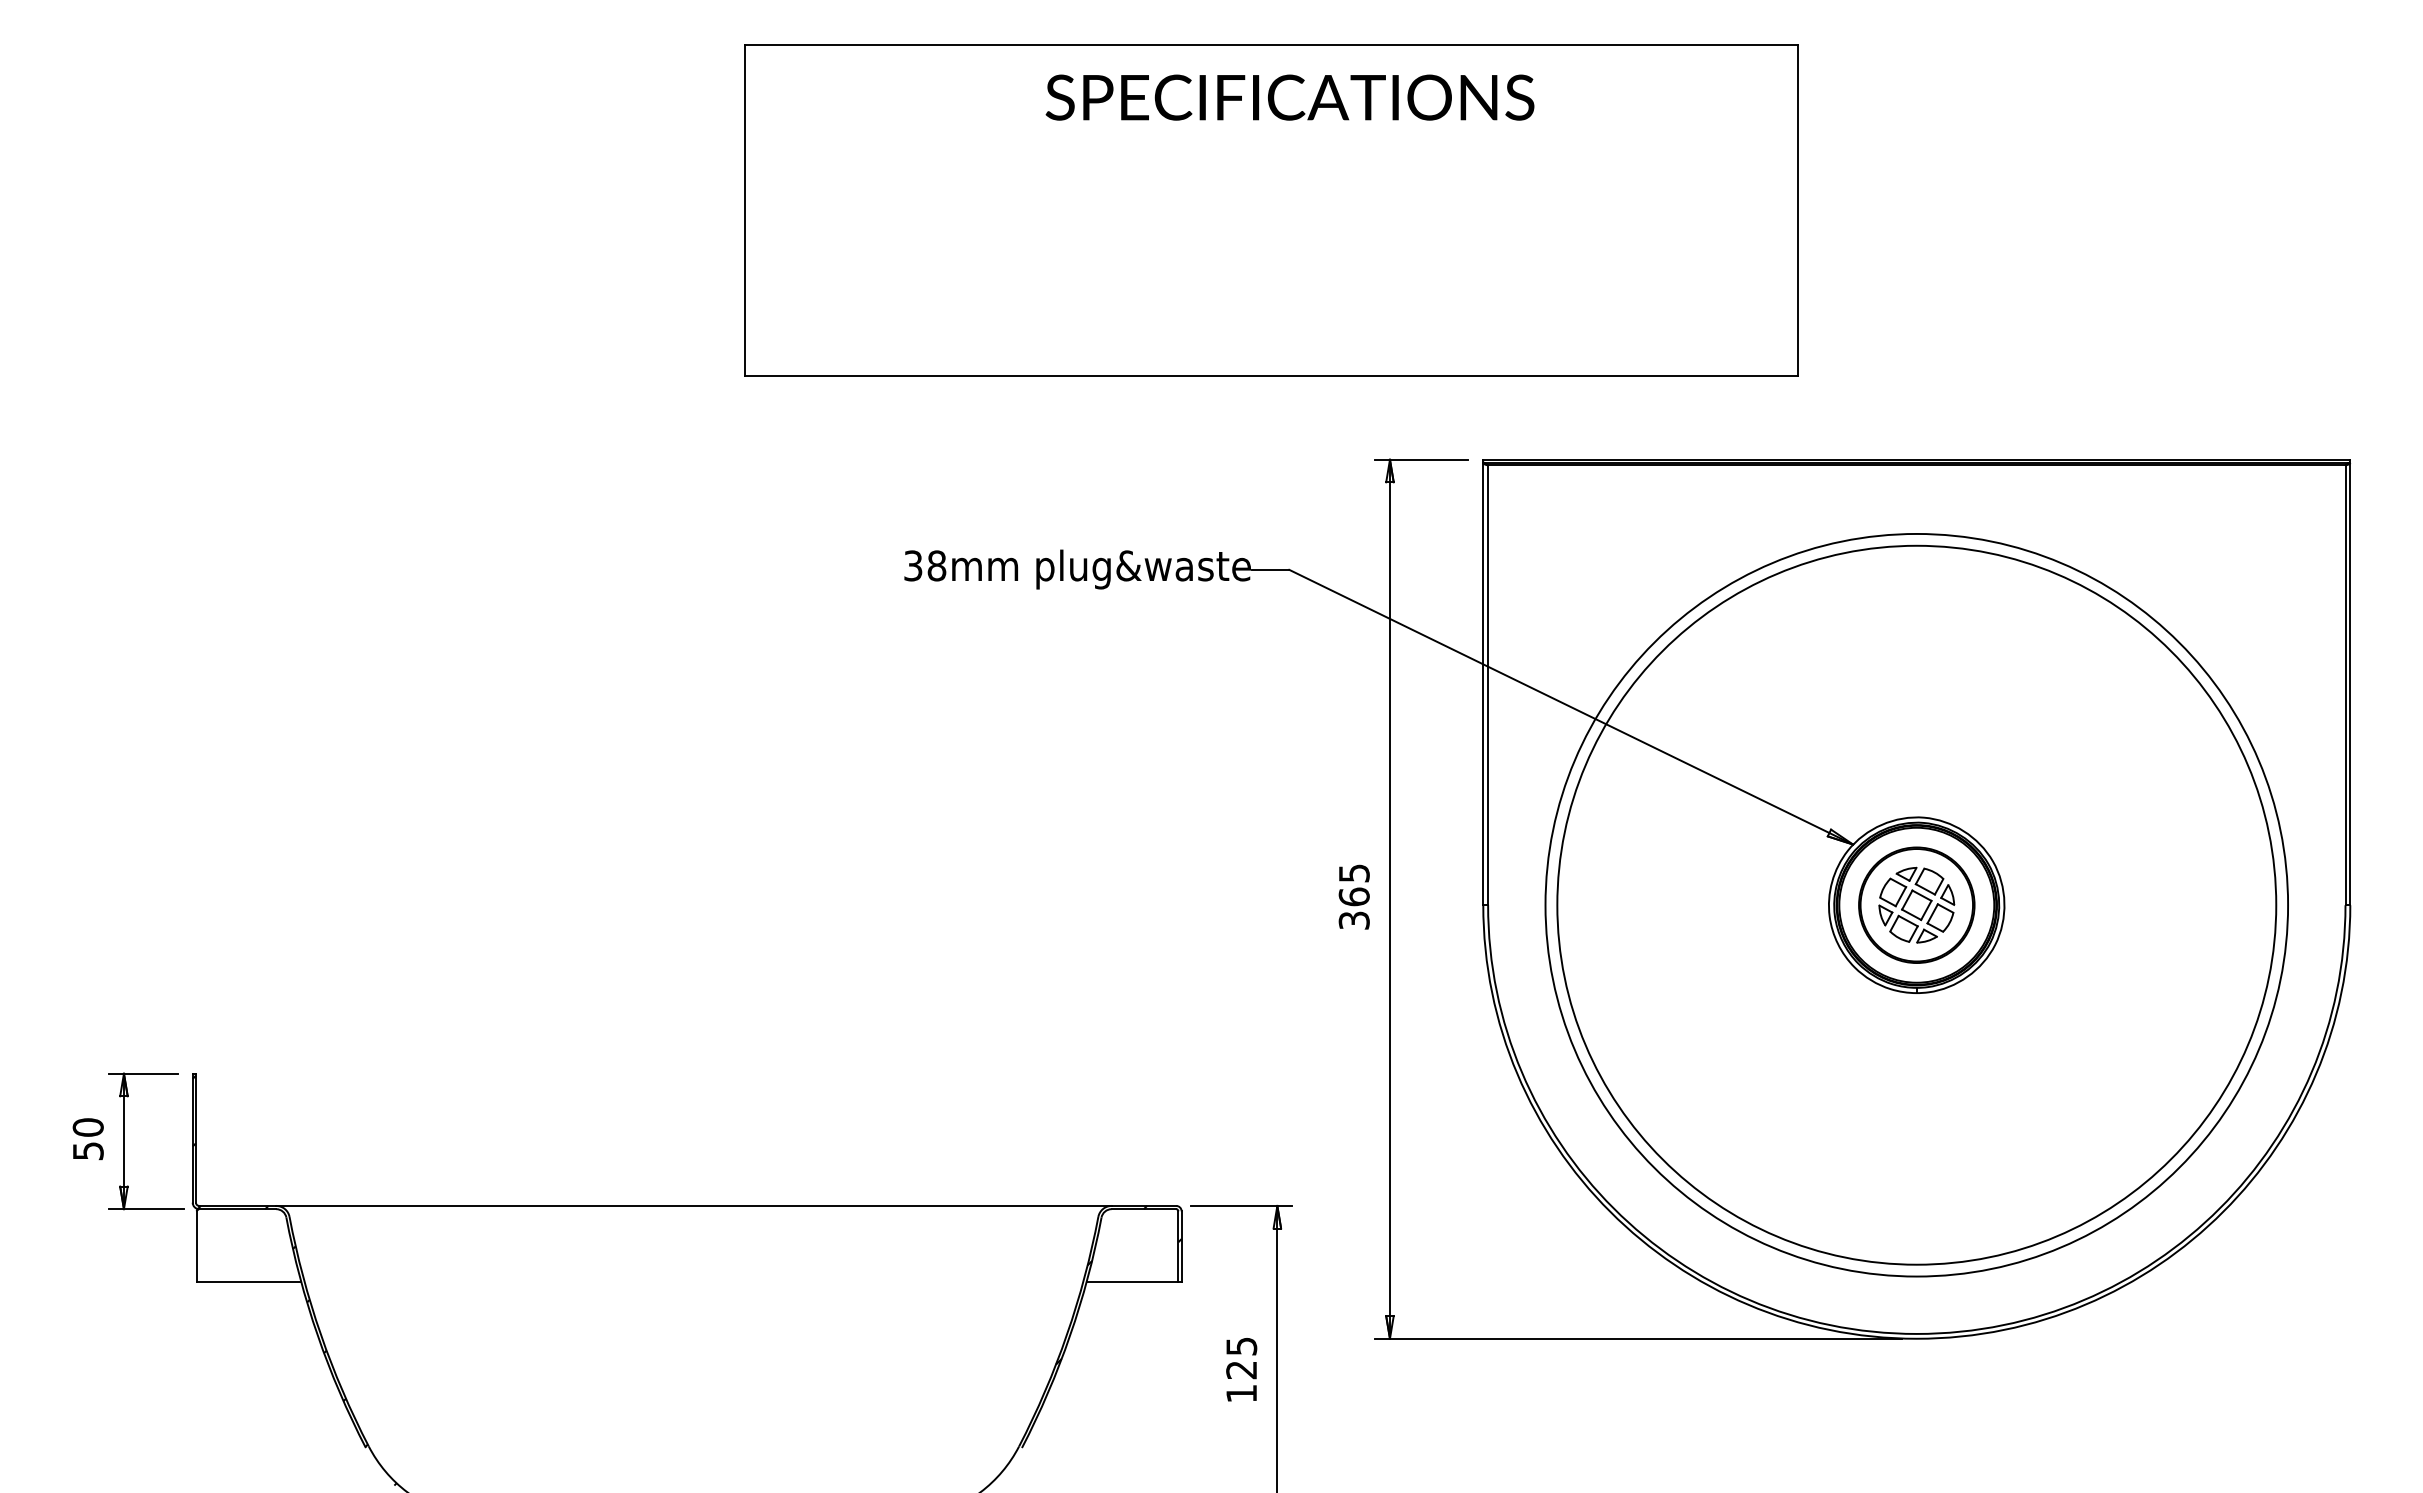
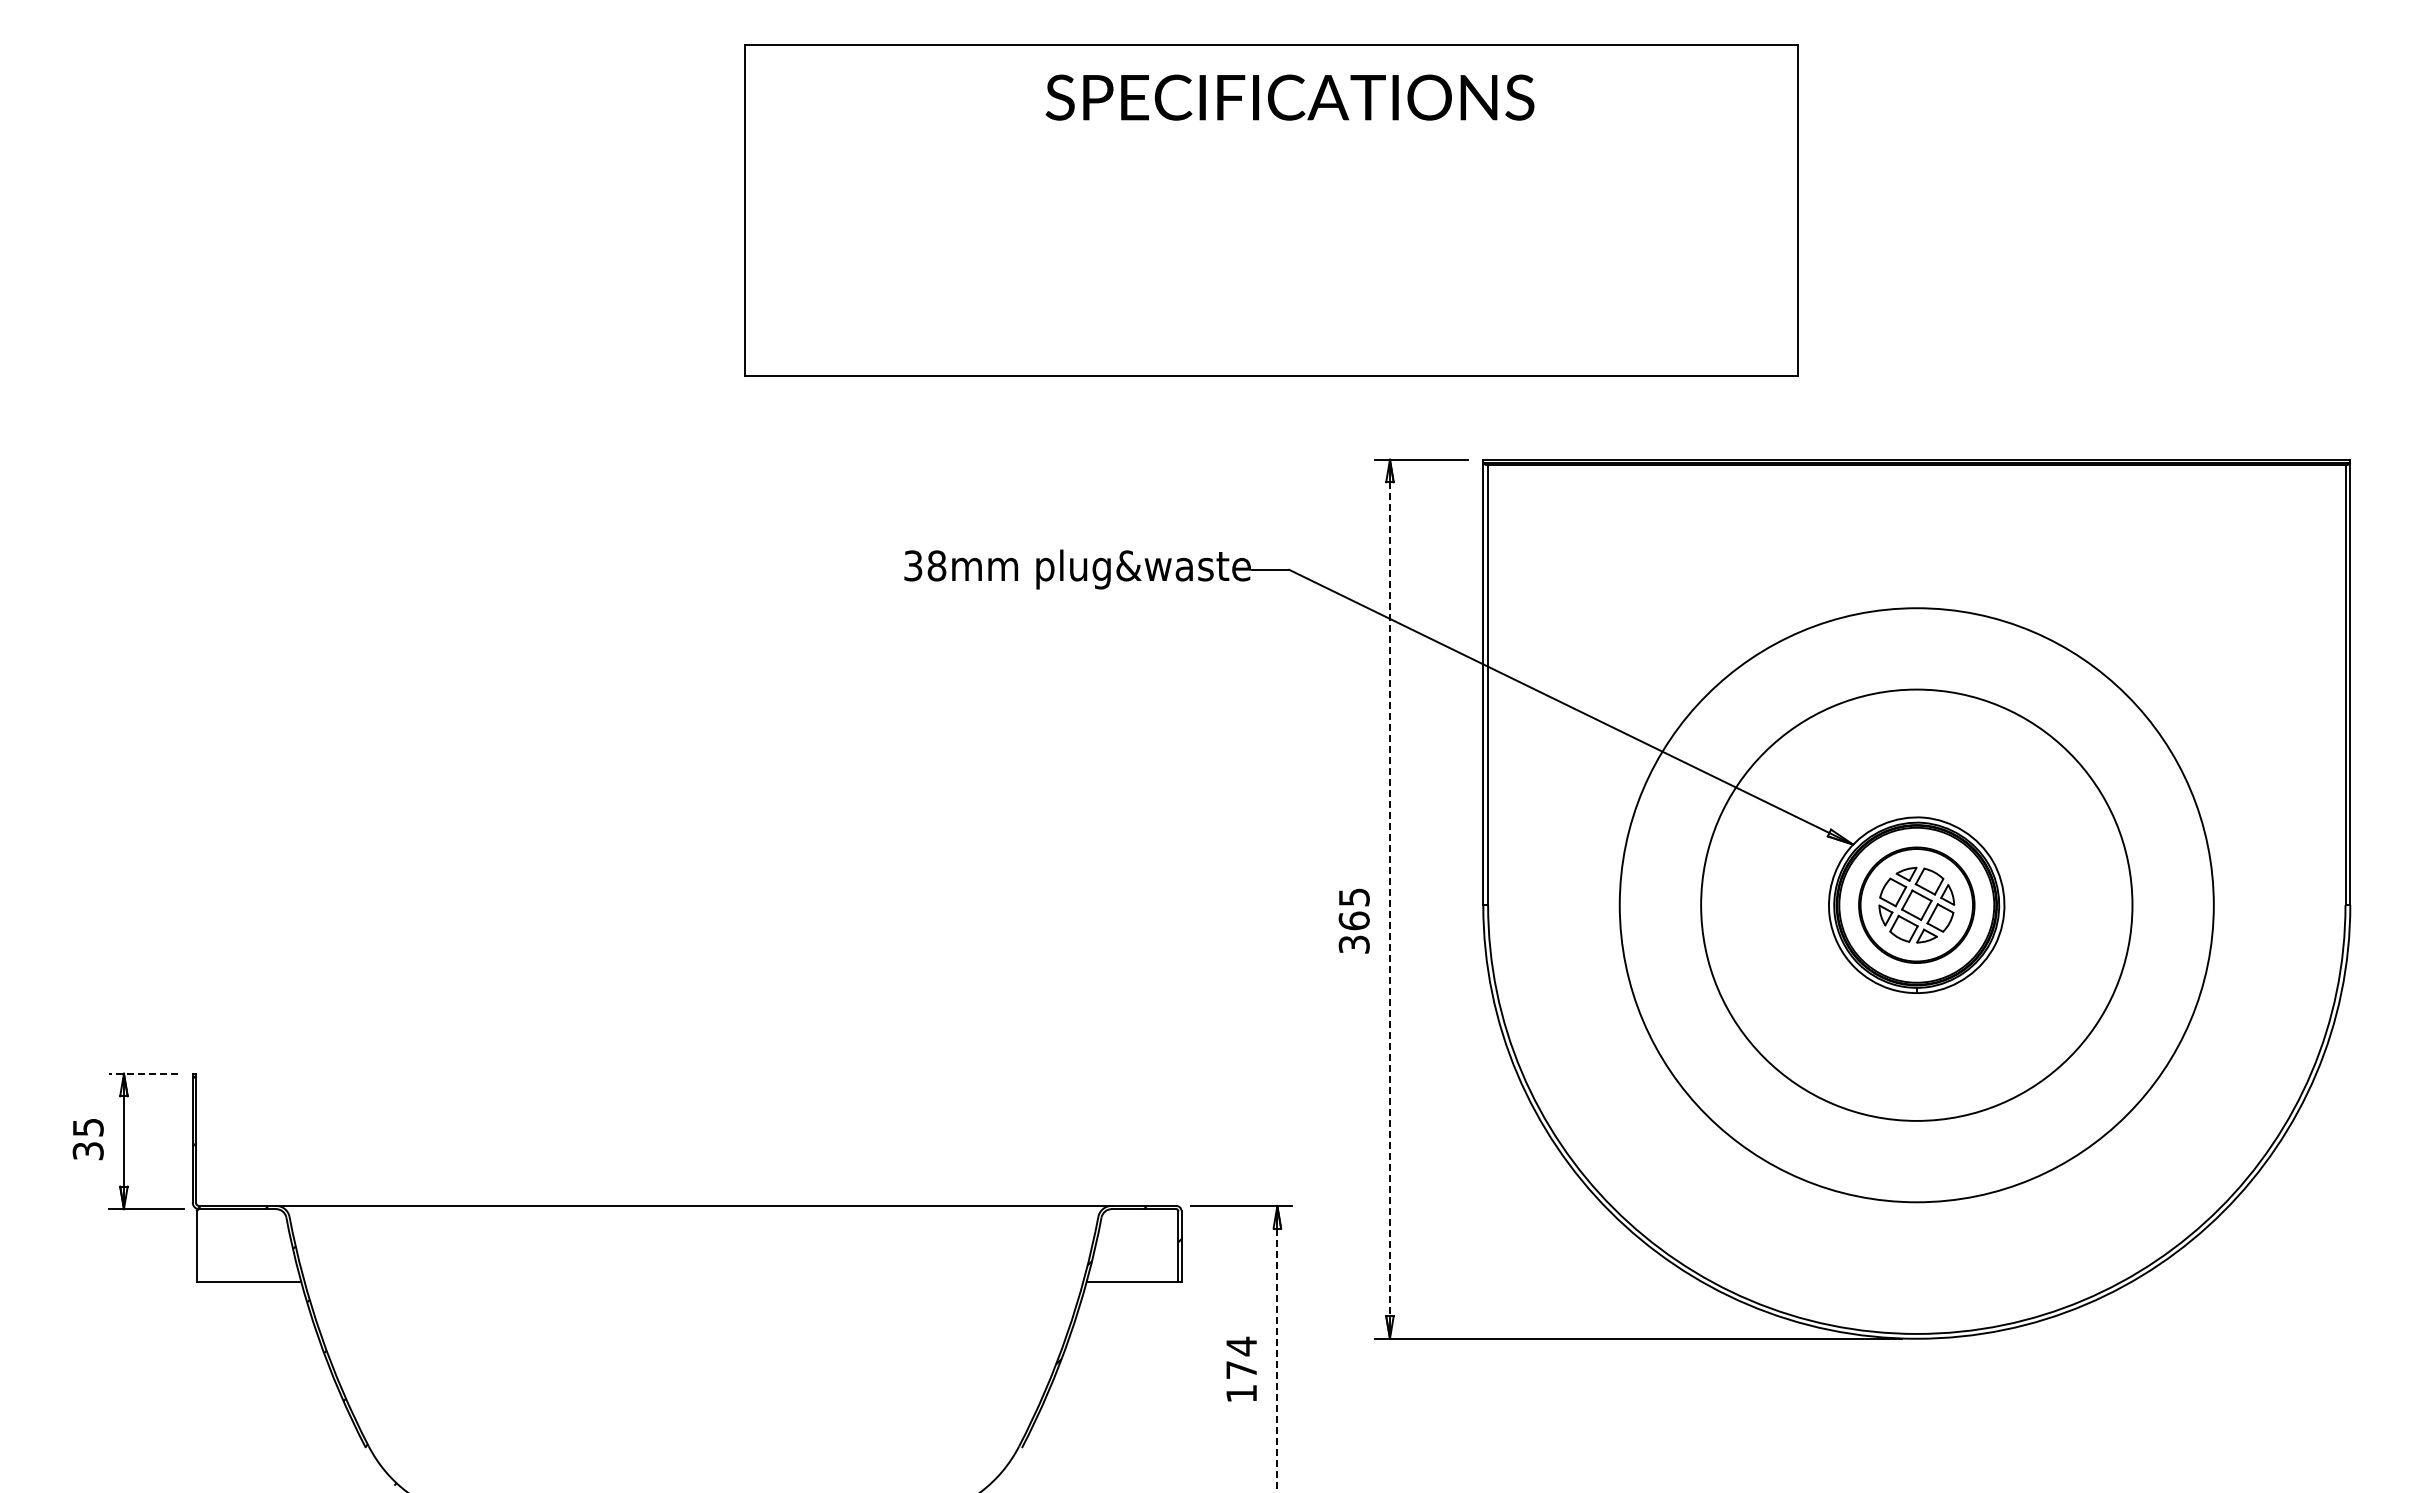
text position: (1353, 896) -> (1353, 920) (1353, 920)
line: solid -> dashed (1389, 899)
circle diameter: 719 px -> 431 px (1916, 904)
circle diameter: 743 px -> 594 px (1916, 905)
line: solid -> dashed (142, 1073)
text: 50 -> 35 (87, 1138)
text: 125 -> 174 (1241, 1357)
line: solid -> dashed (1277, 1360)
